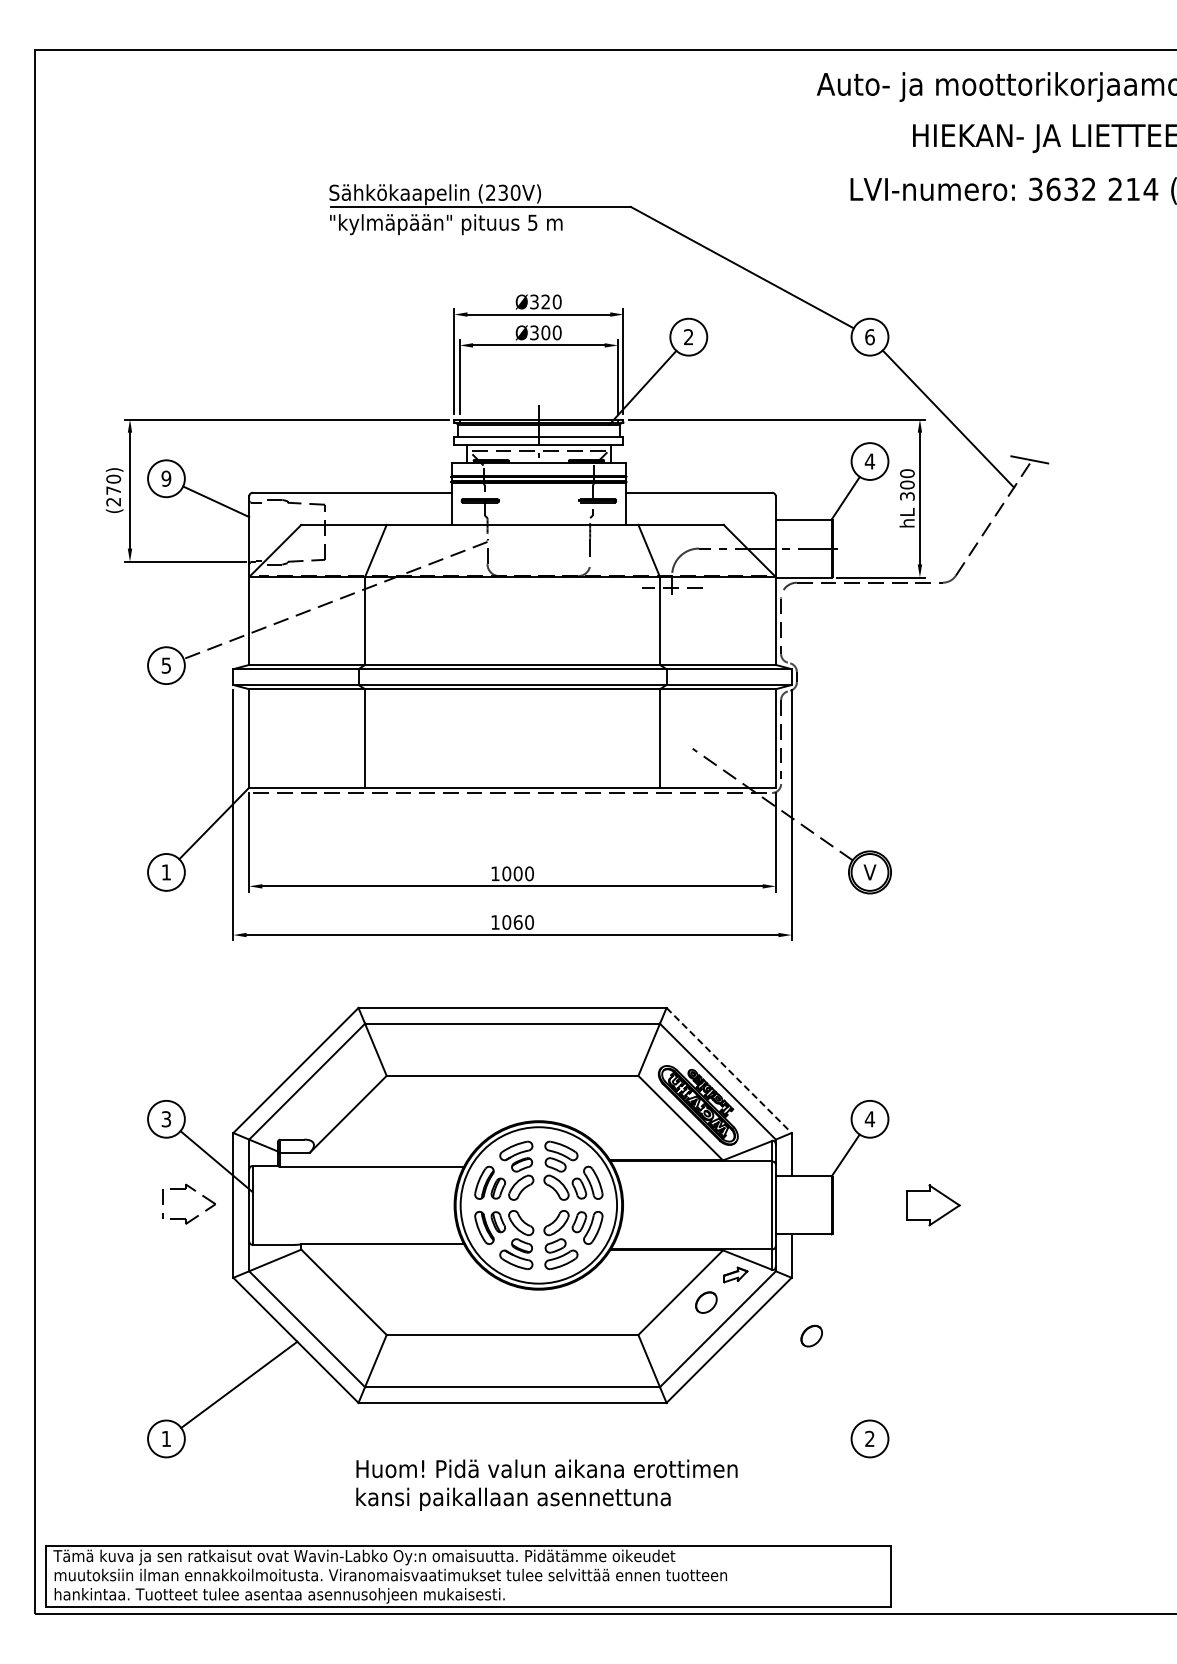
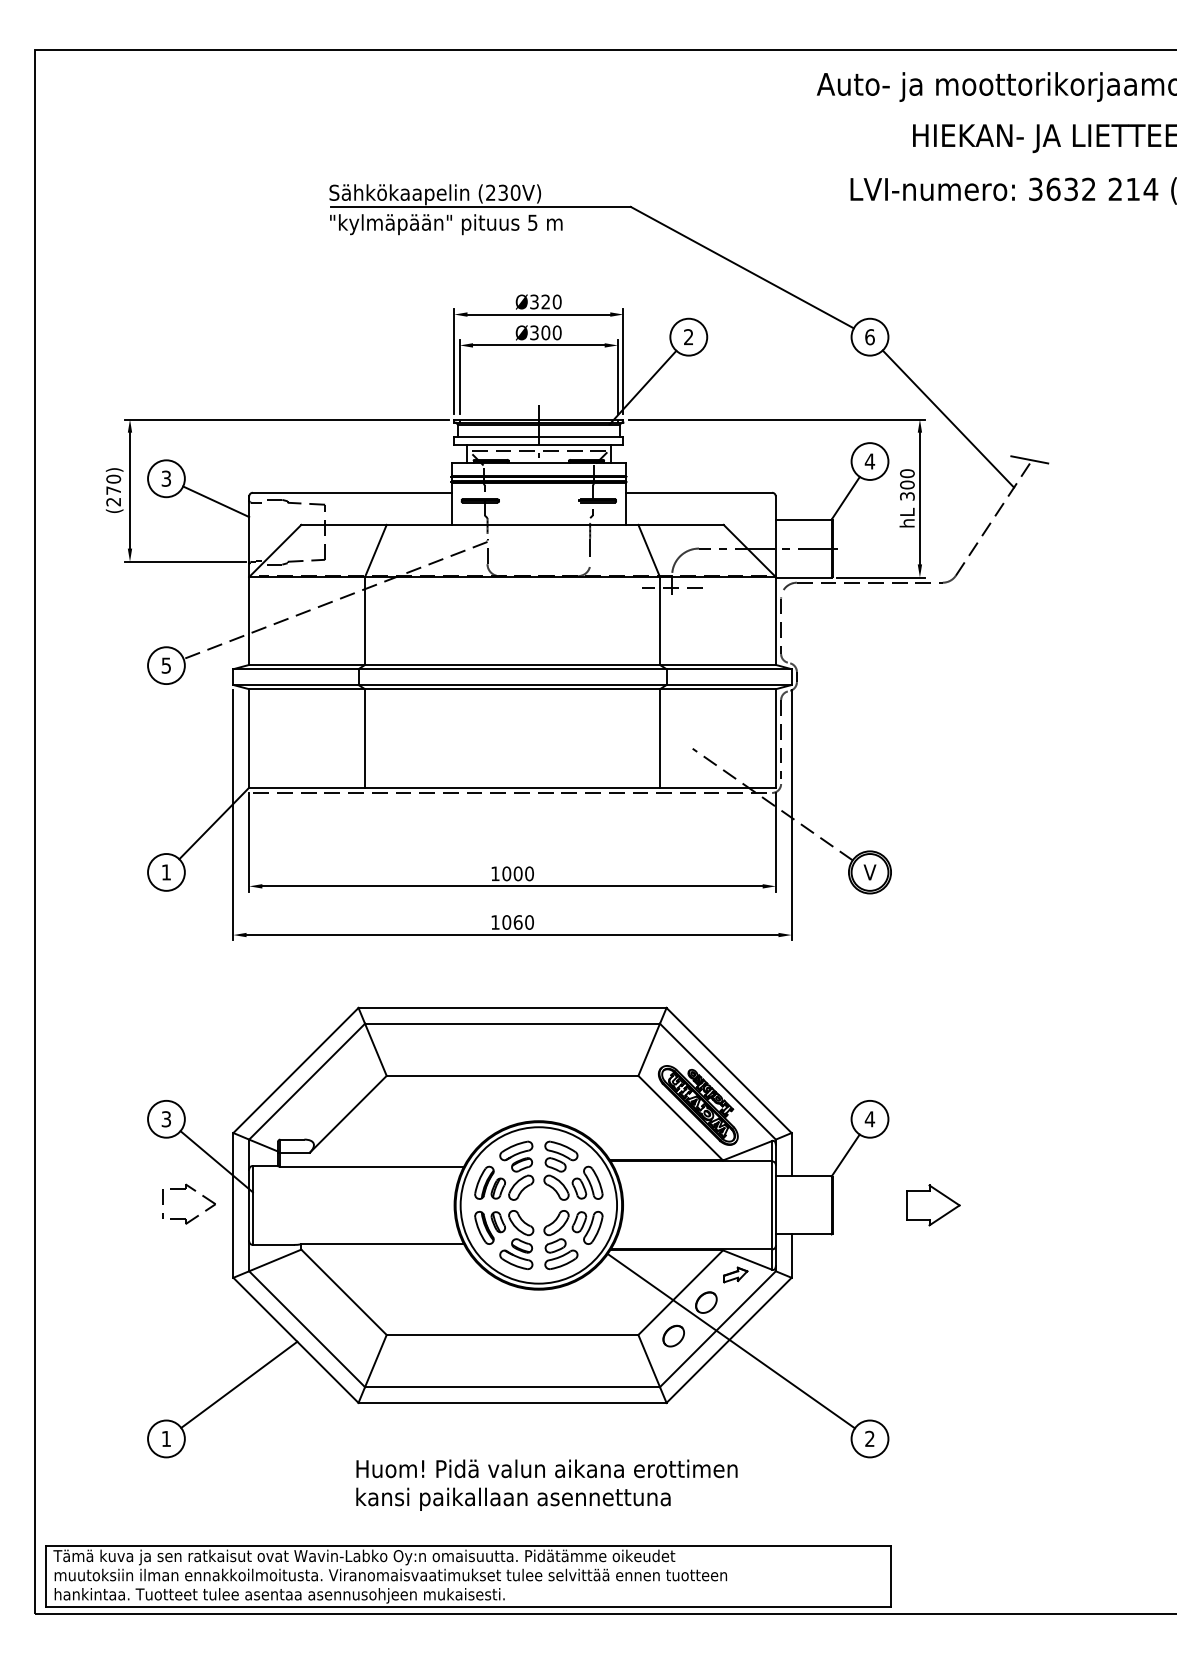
text: 9 -> 3 (166, 478)
line: dashed -> solid (729, 1070)
part position: (811, 1335) -> (673, 1335) (673, 1335)
line: none -> present (730, 1341)
